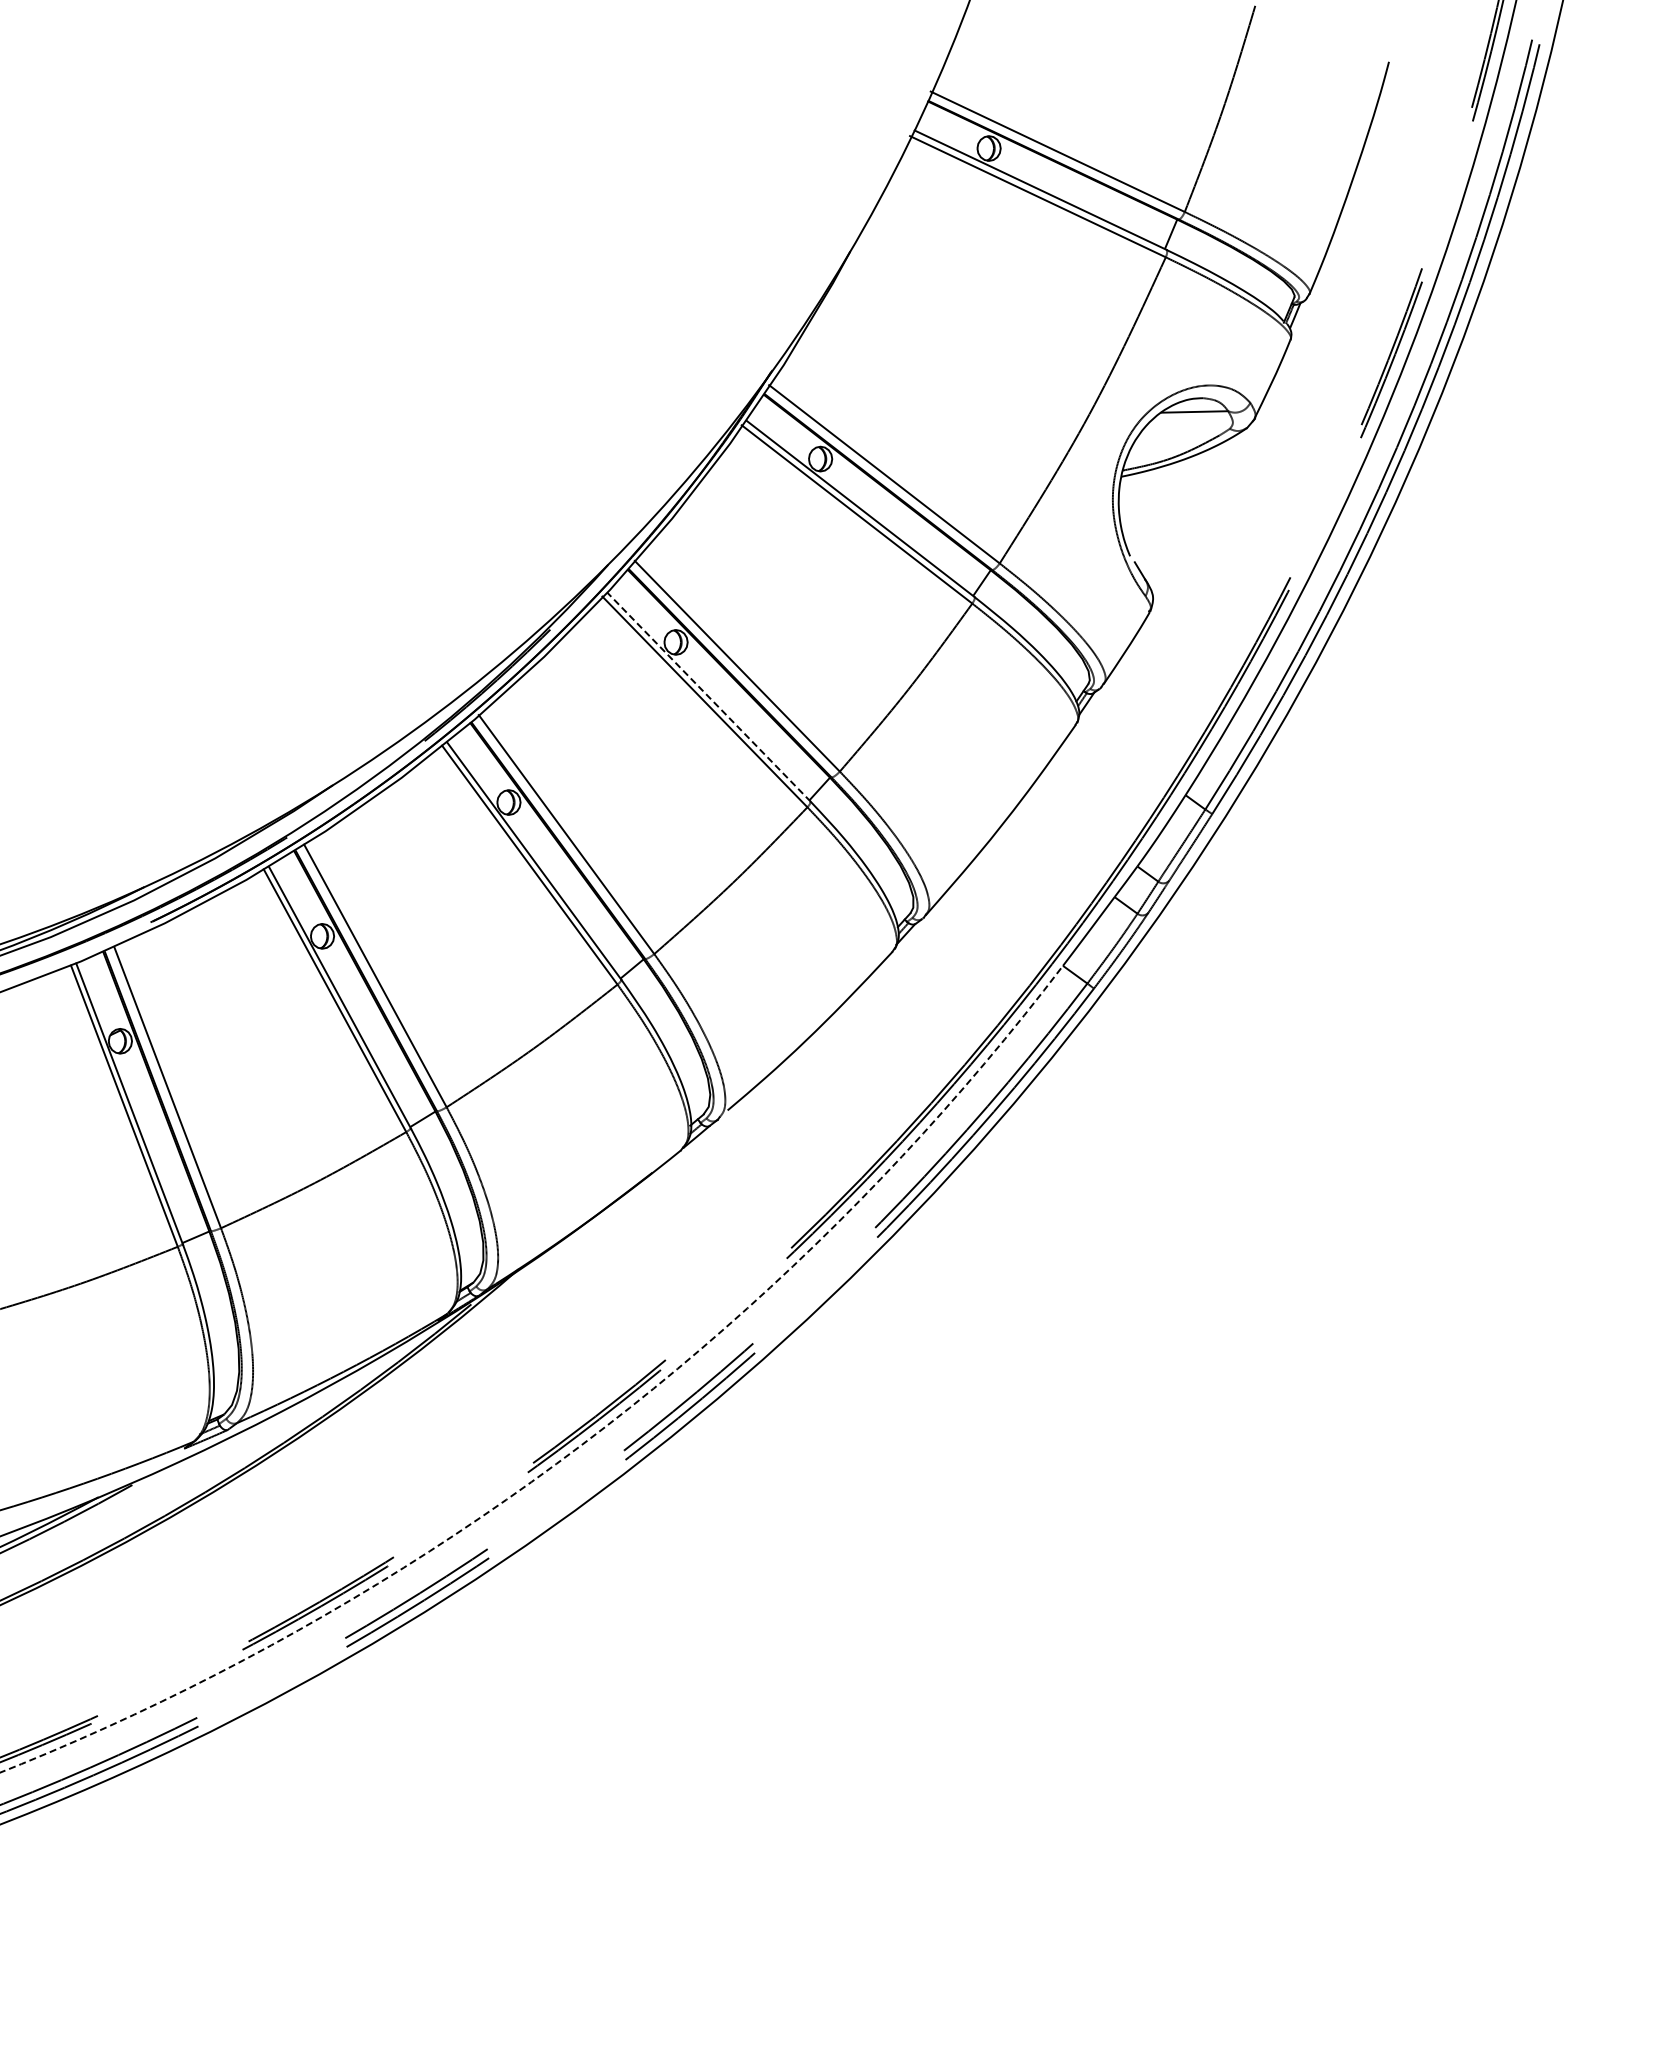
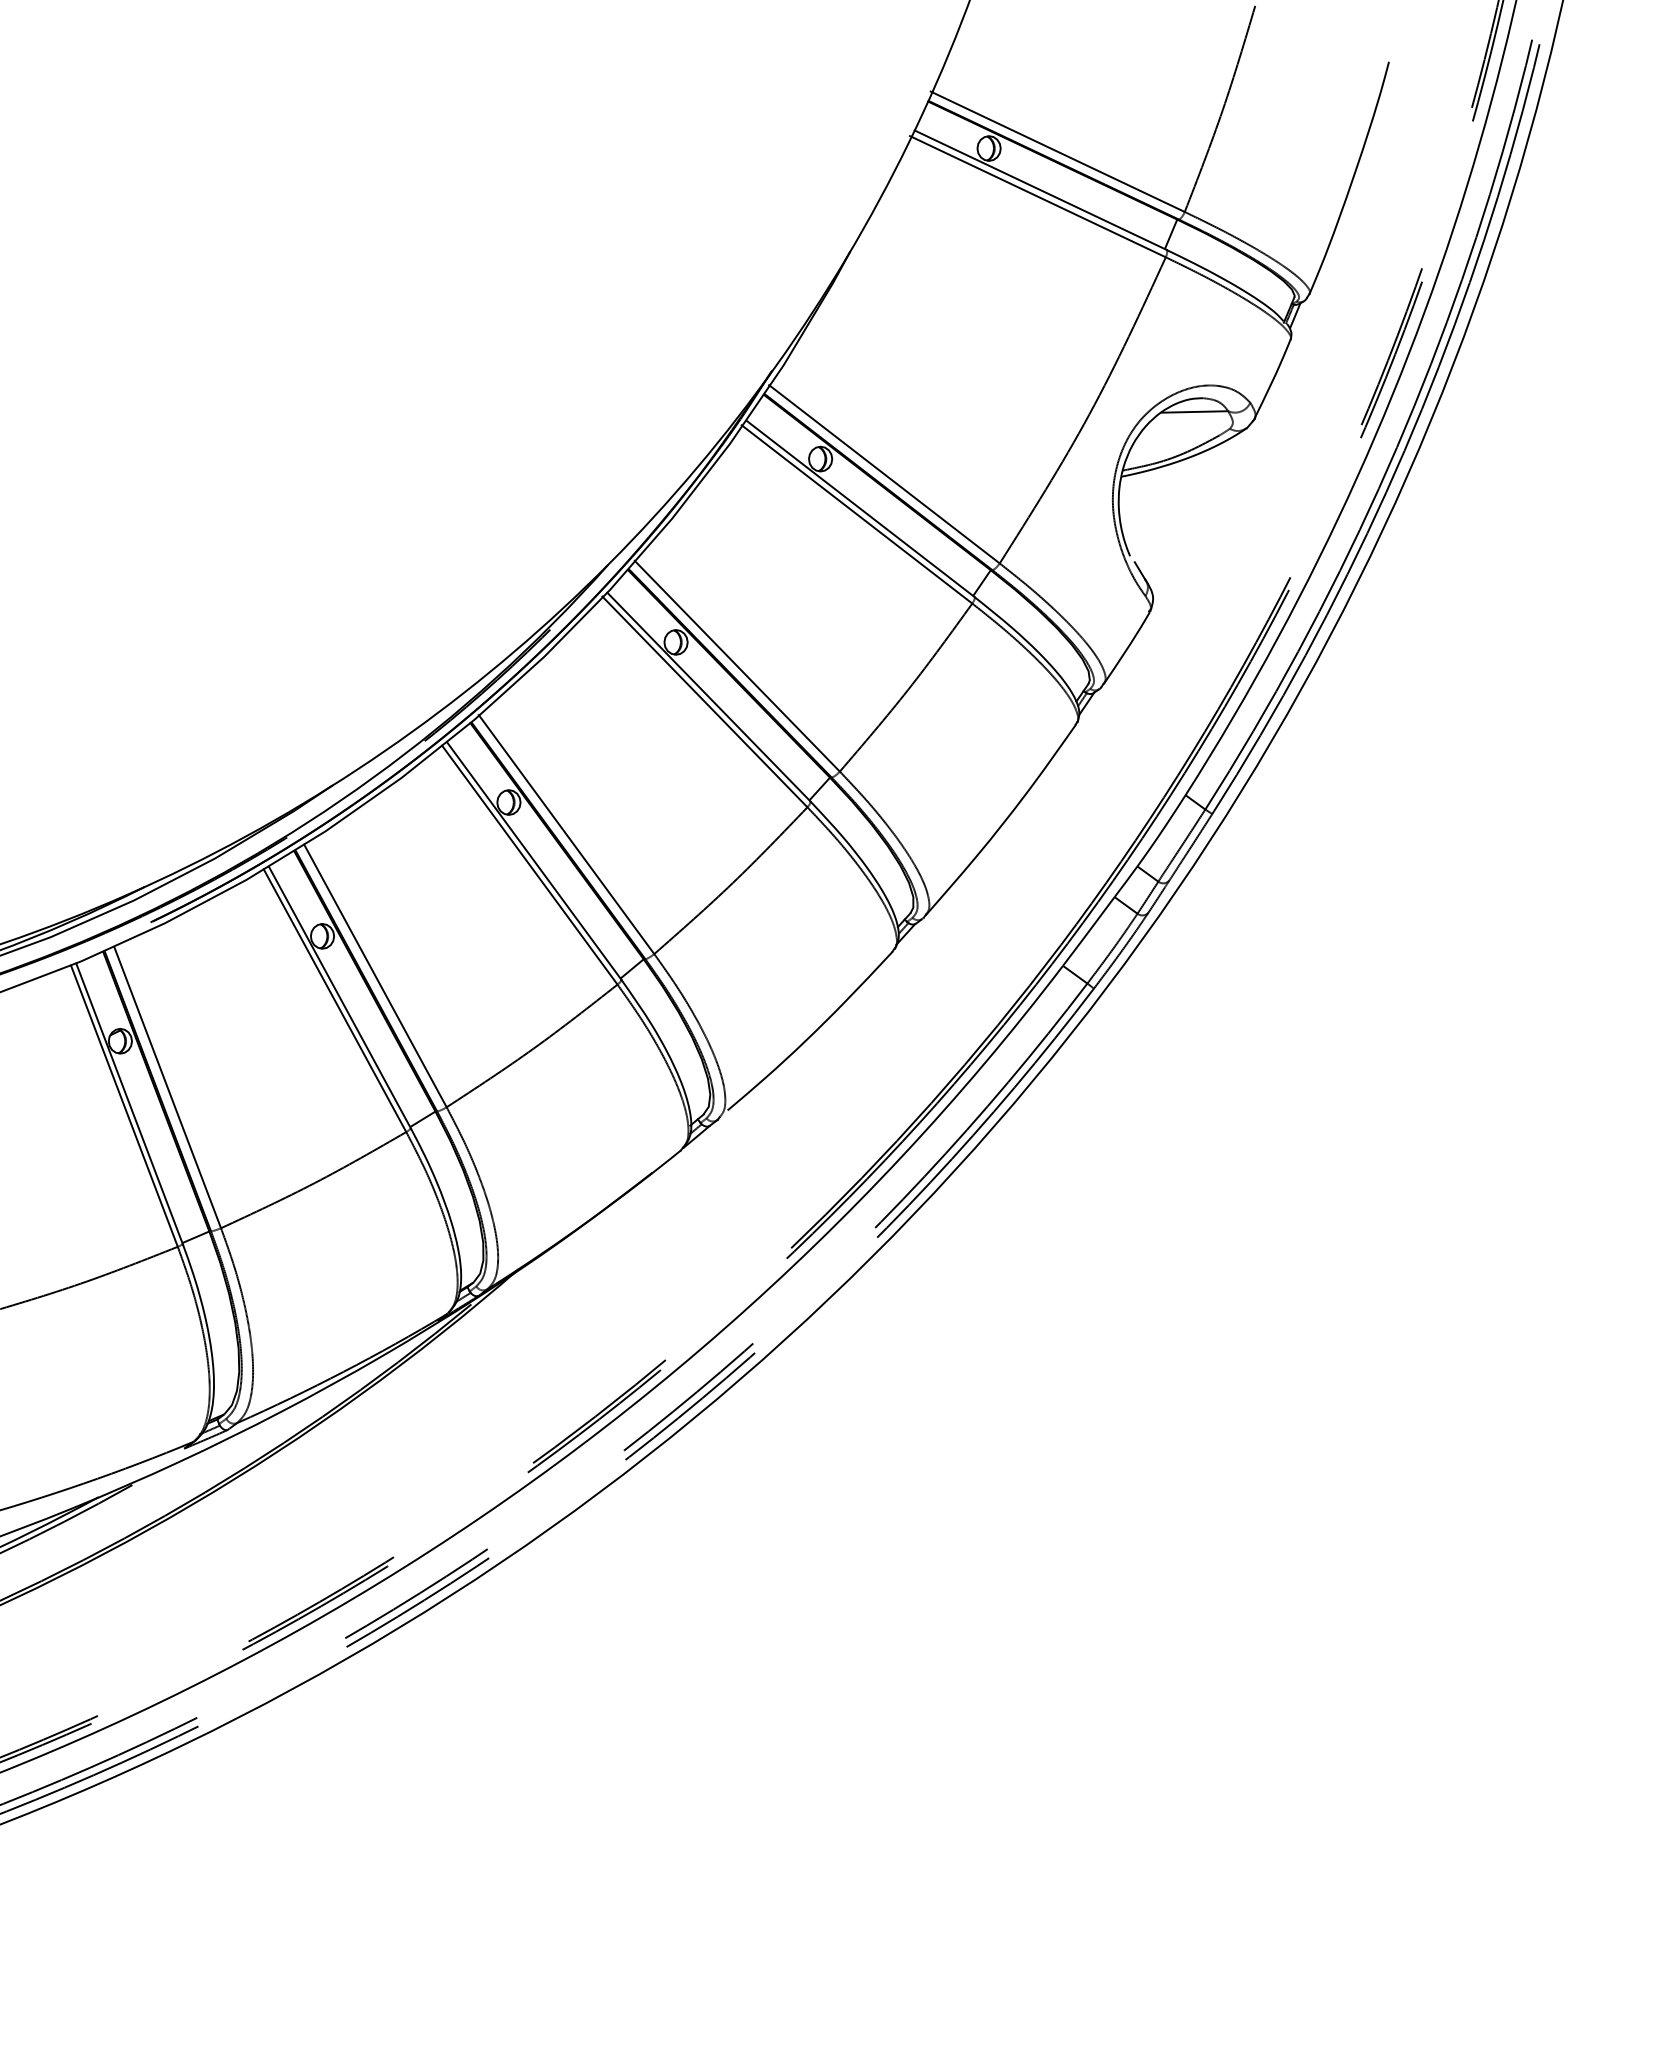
line: dashed -> solid (709, 697)
arc: dashed -> solid (585, 1441)
